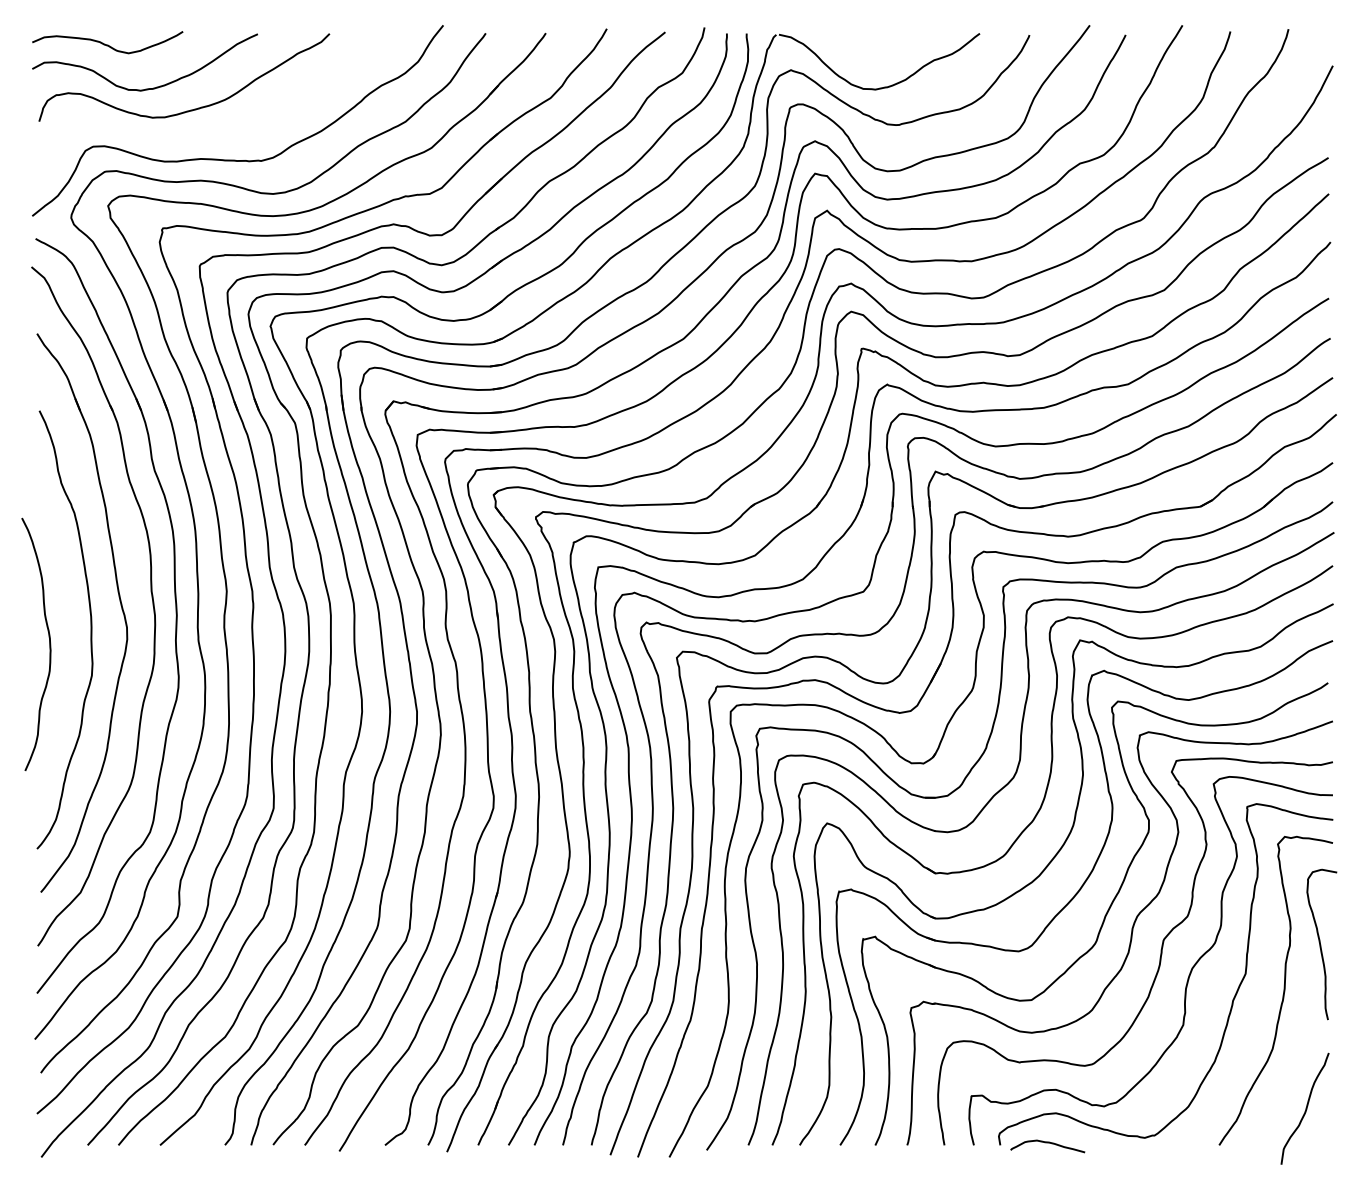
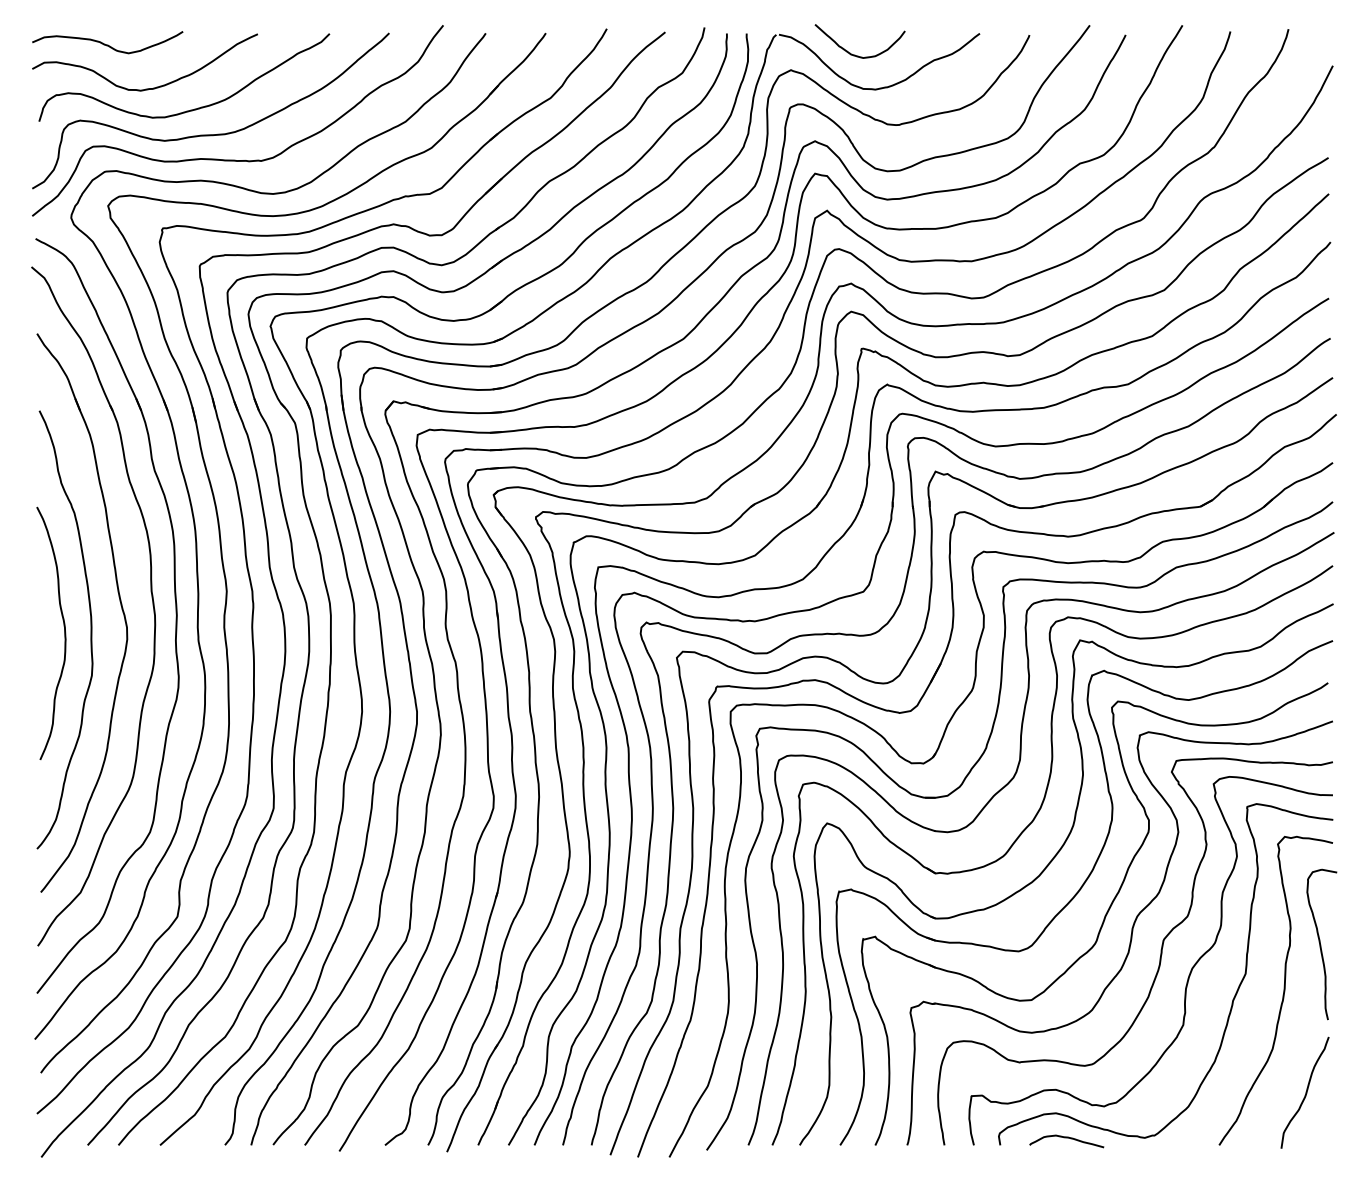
curve: none -> present (855, 54)
curve: none -> present (210, 134)
curve position: (49, 643) -> (64, 632) (64, 632)
curve position: (1305, 1108) -> (1305, 1092) (1305, 1092)
curve position: (1047, 1143) -> (1066, 1138) (1066, 1138)
